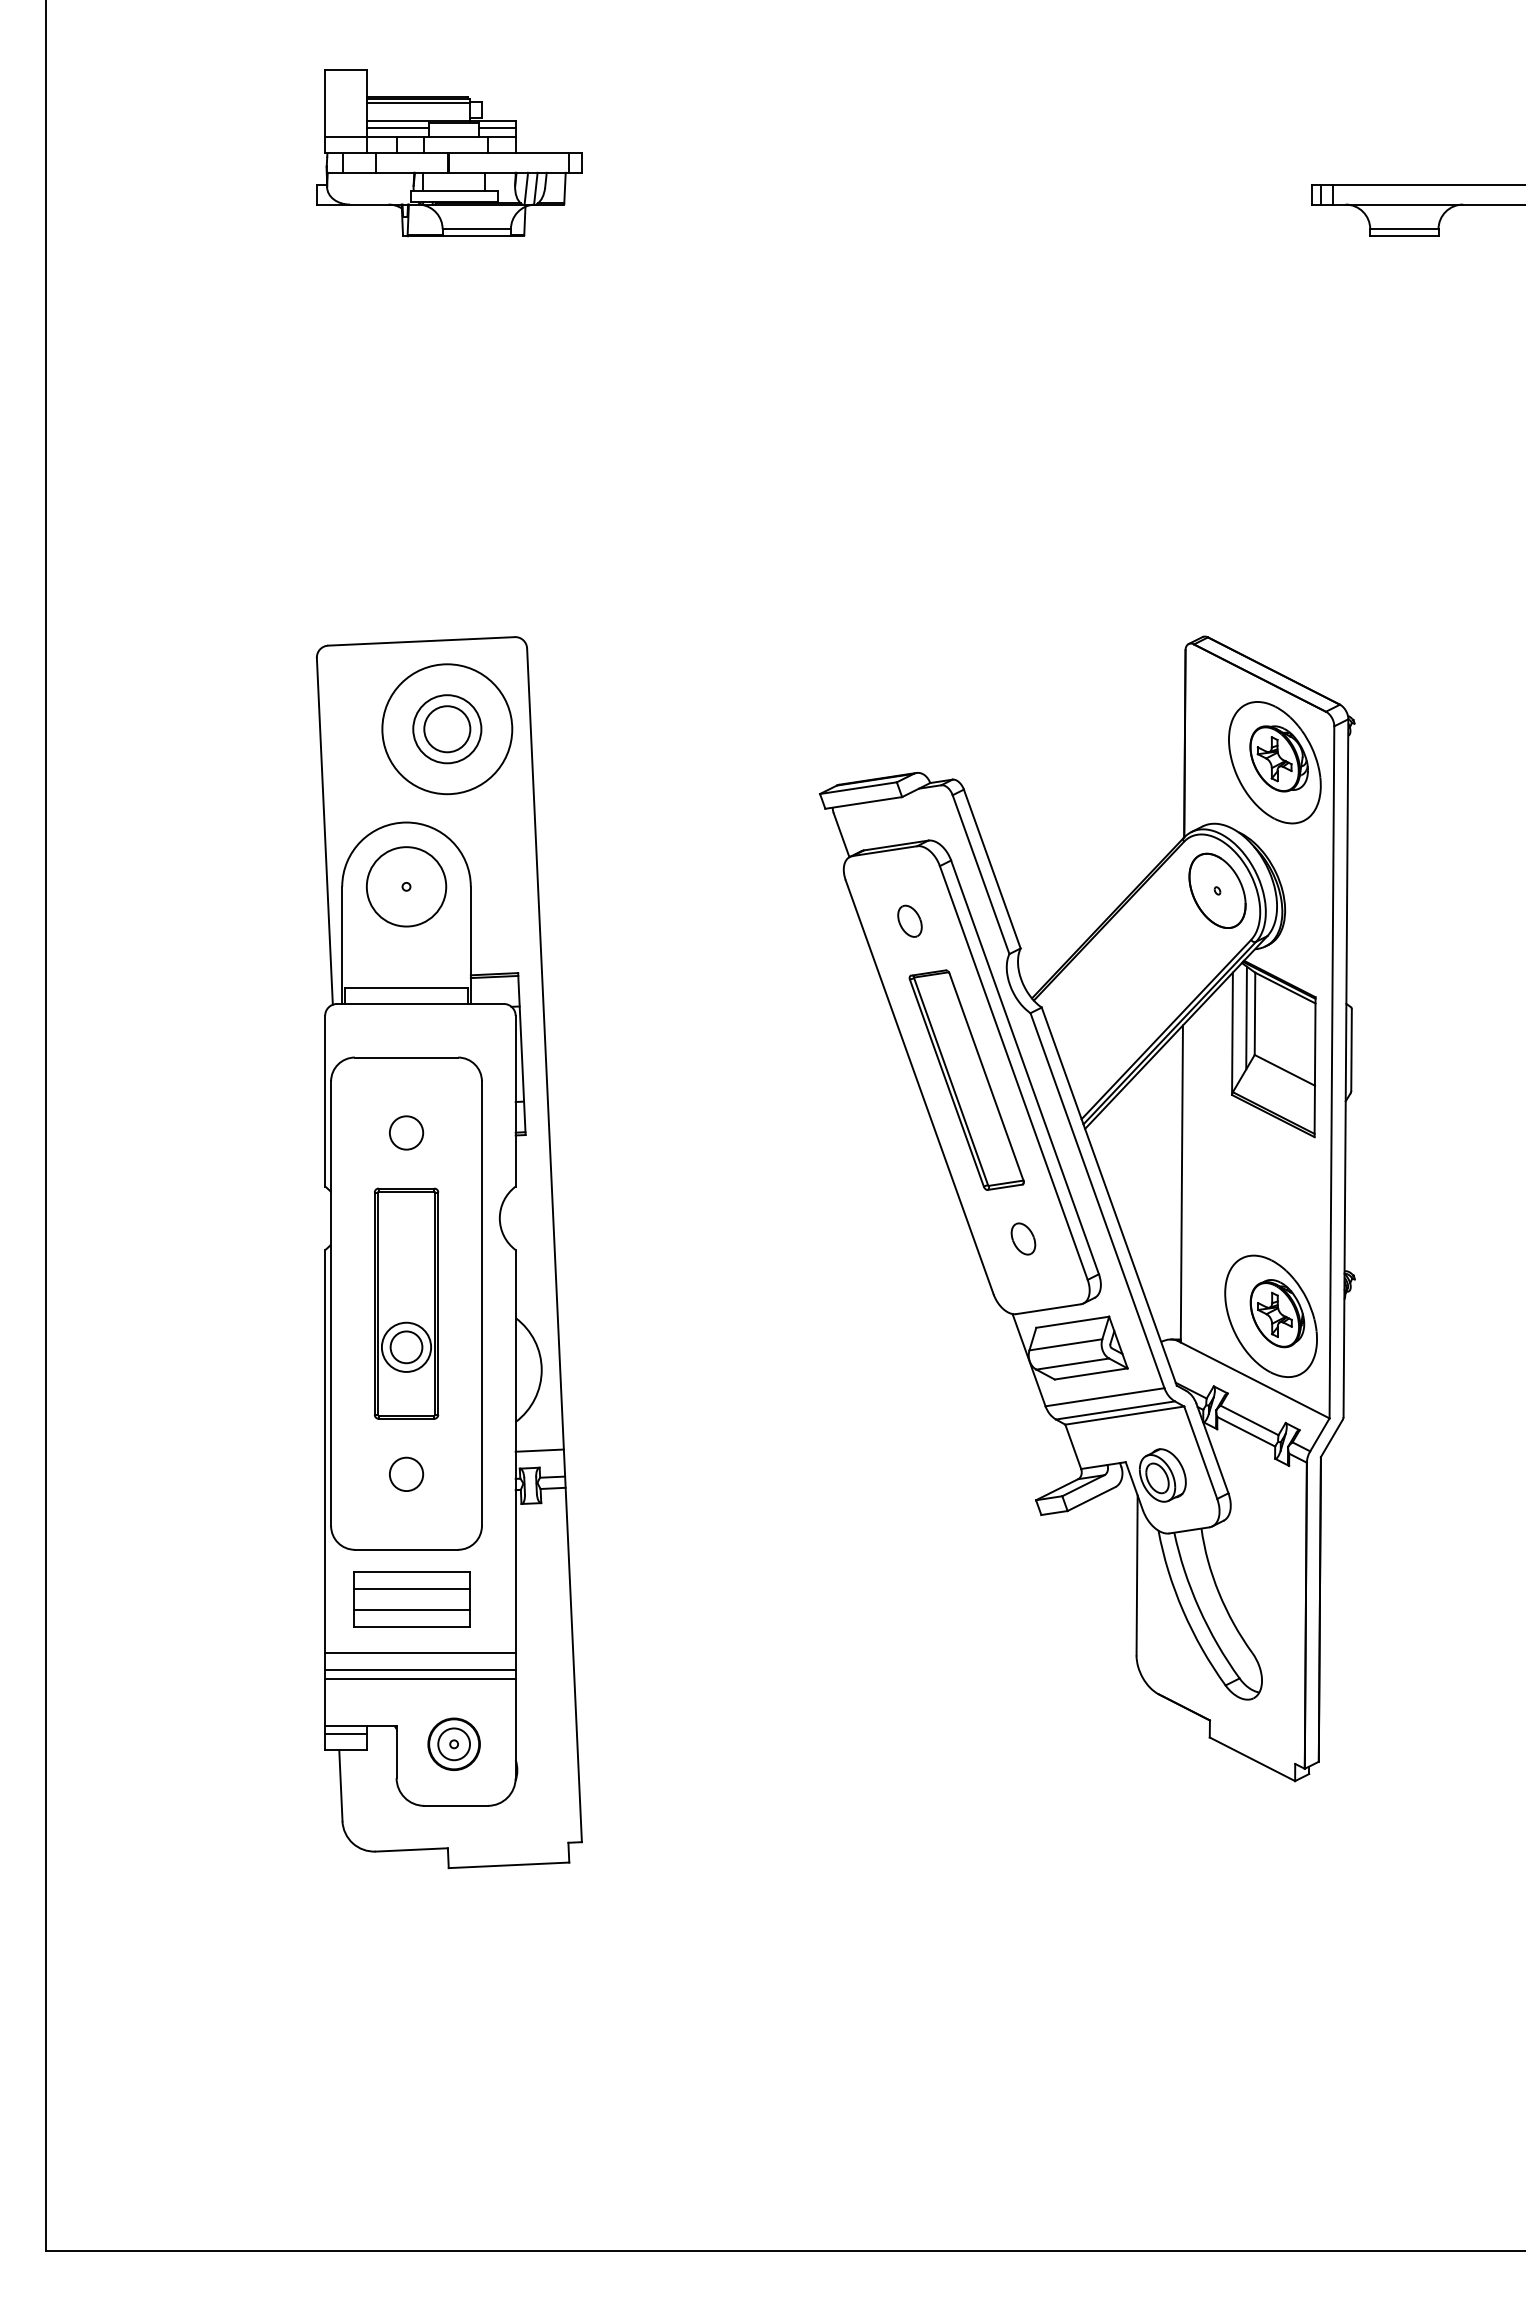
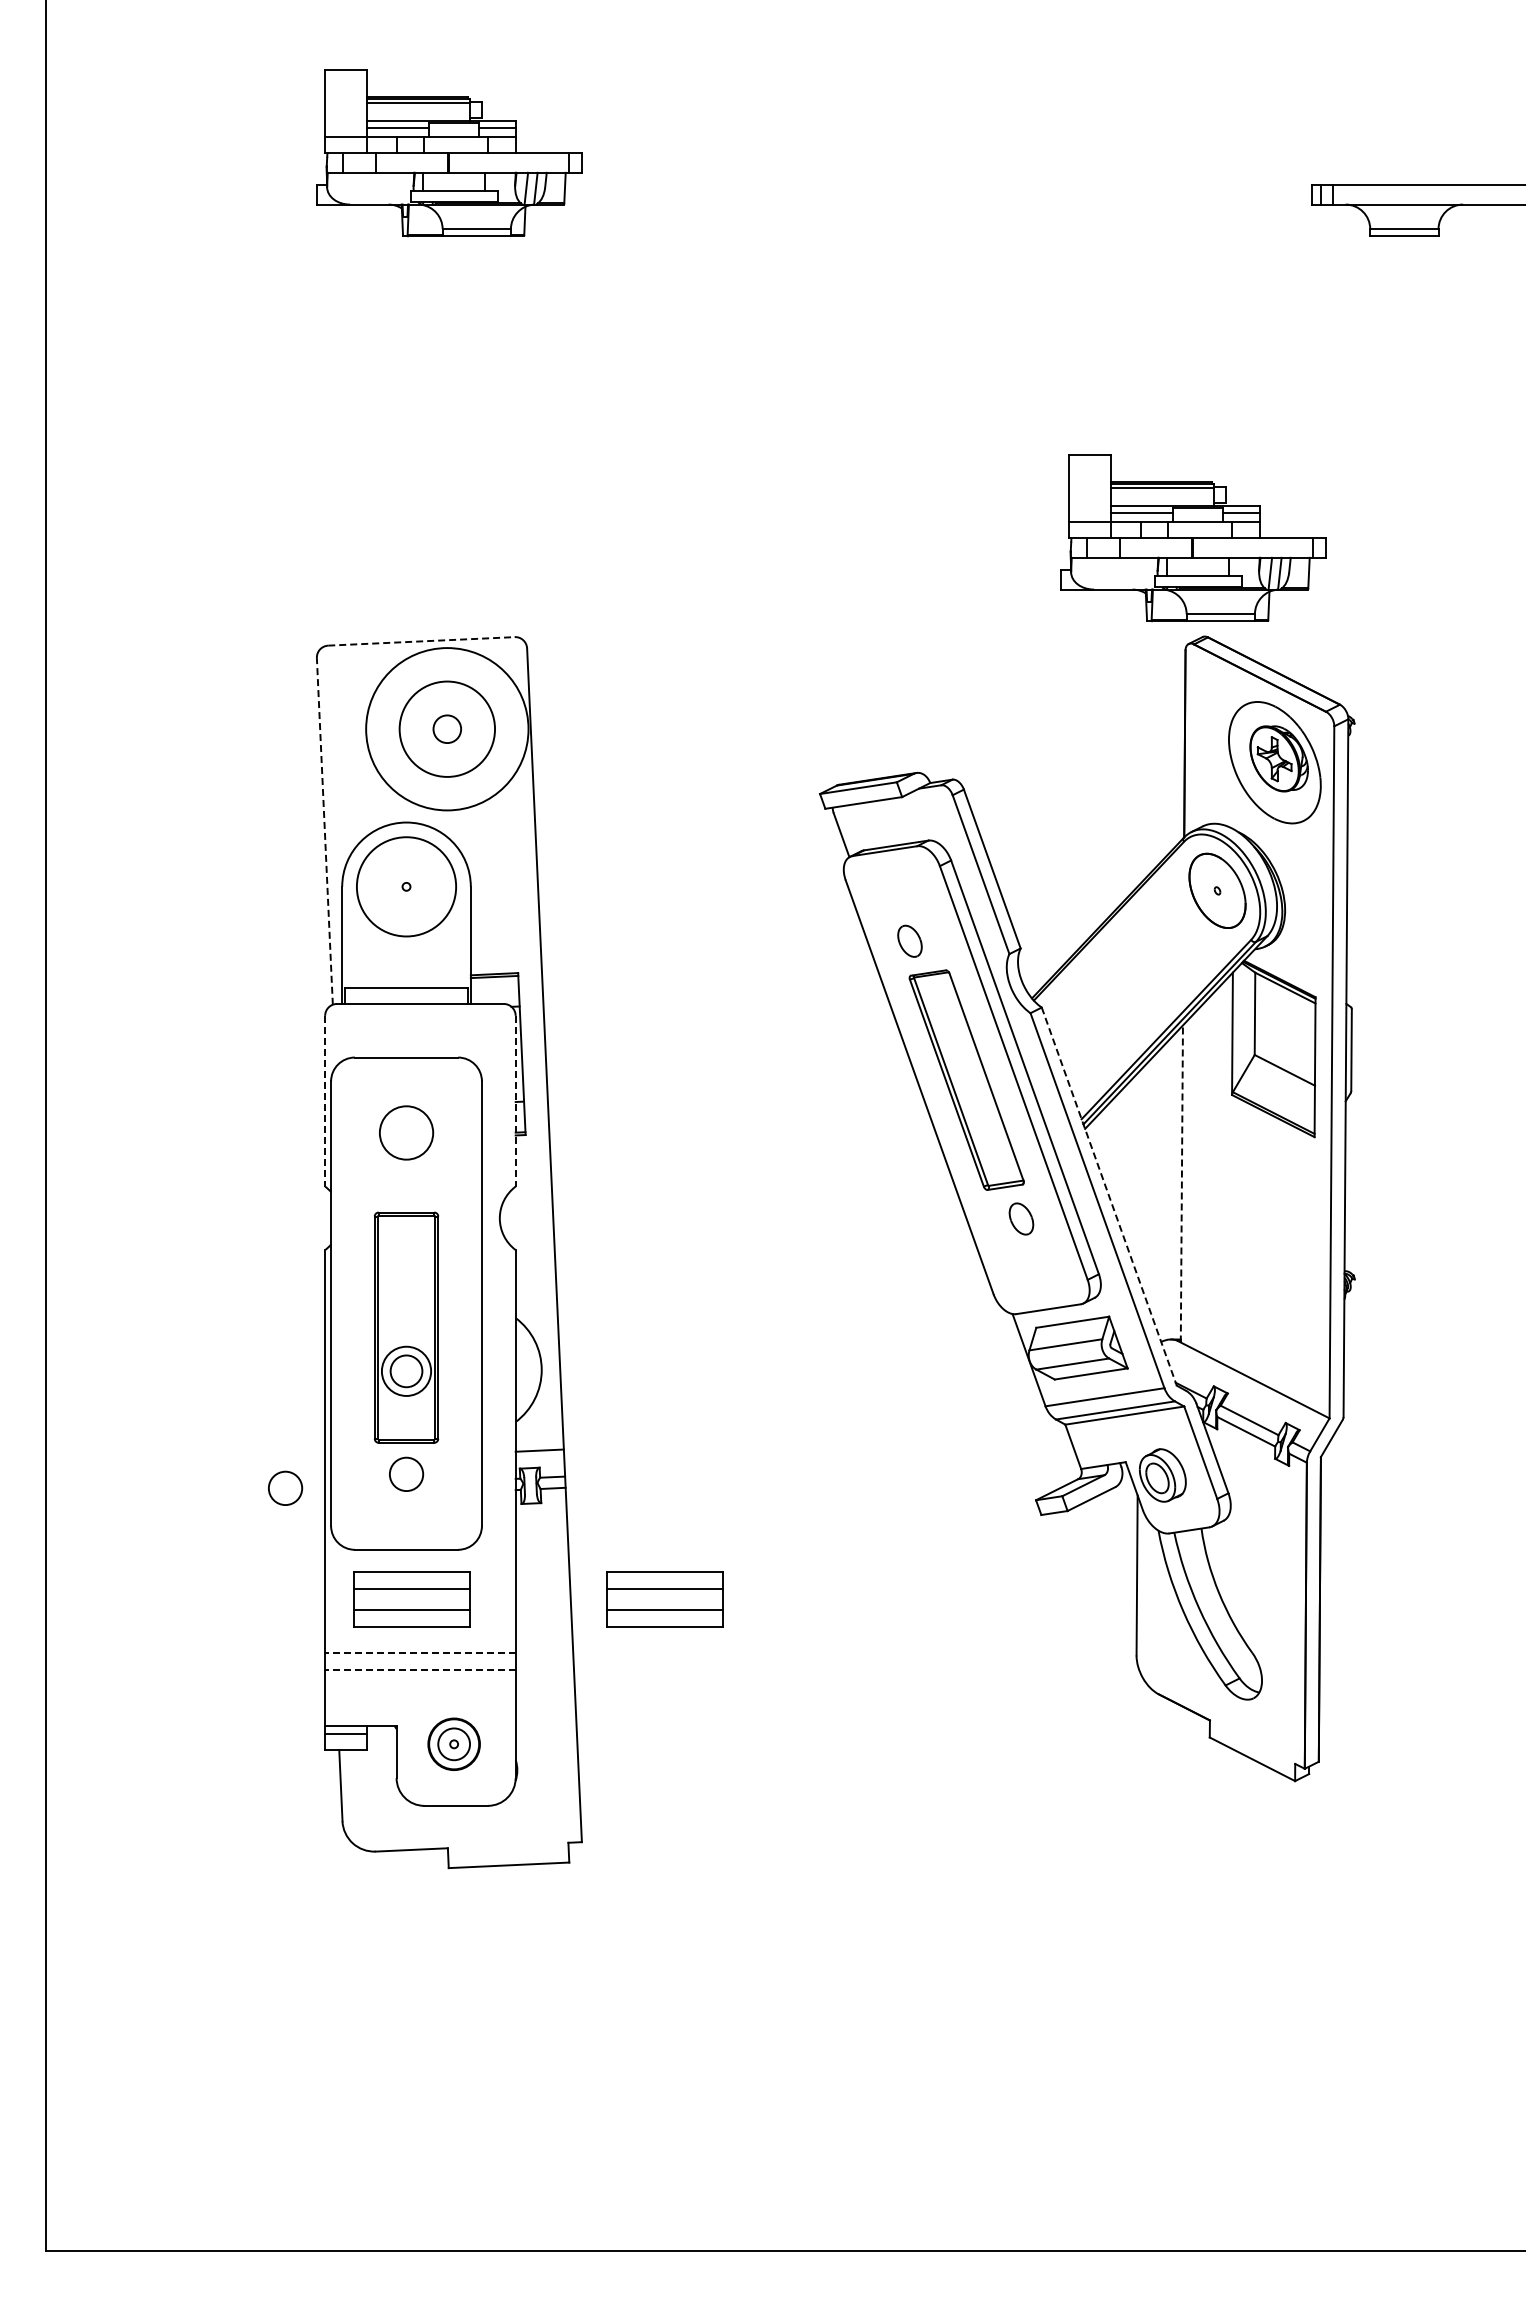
part: none -> present (1193, 538)
line: solid -> dashed (421, 641)
circle diameter: 130 px -> 162 px (447, 729)
circle diameter: 46 px -> 28 px (447, 729)
circle diameter: 68 px -> 95 px (447, 728)
line: solid -> dashed (324, 831)
circle diameter: 79 px -> 99 px (406, 886)
part position: (909, 920) -> (909, 940) (909, 940)
line: present -> none (1246, 1017)
line: solid -> dashed (325, 1101)
line: solid -> dashed (515, 1101)
circle diameter: 33 px -> 53 px (406, 1132)
line: solid -> dashed (1181, 1183)
line: solid -> dashed (1109, 1196)
part position: (1023, 1238) -> (1021, 1218) (1021, 1218)
part position: (406, 1303) -> (406, 1327) (406, 1327)
part: present -> none (1270, 1315)
circle: none -> present (285, 1487)
part: none -> present (664, 1599)
line: solid -> dashed (419, 1653)
line: solid -> dashed (419, 1669)
line: present -> none (420, 1678)
